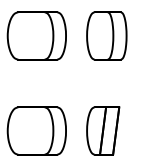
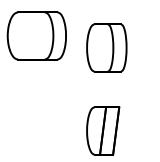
part position: (106, 35) -> (106, 47) (106, 47)
part: present -> none (36, 130)
